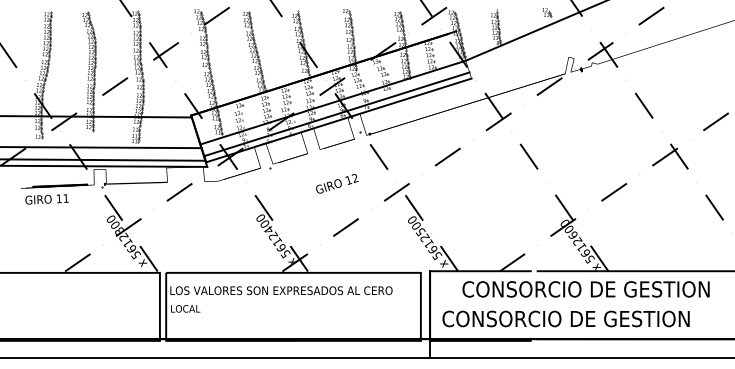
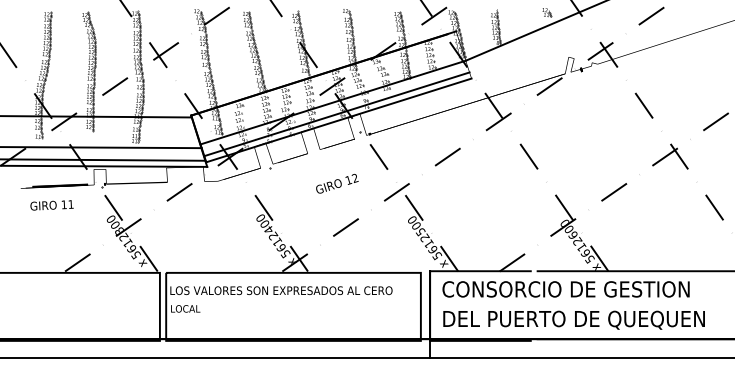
text position: (46, 199) -> (51, 205) (51, 205)
text position: (585, 289) -> (565, 289) (565, 289)
text: CONSORCIO DE GESTION -> DEL PUERTO DE QUEQUEN (573, 319)
